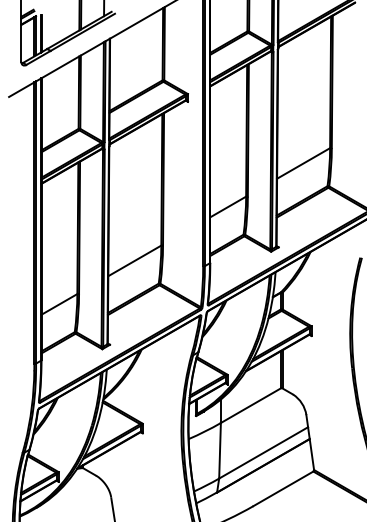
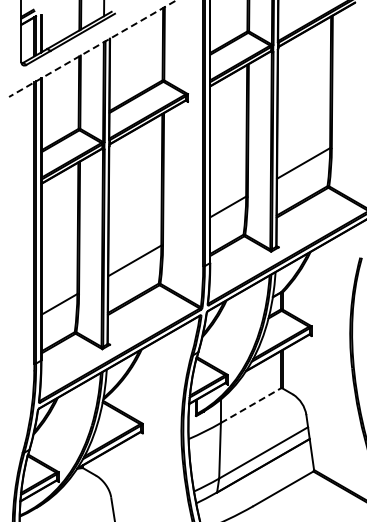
line: solid -> dashed (93, 48)
line: solid -> dashed (250, 405)
